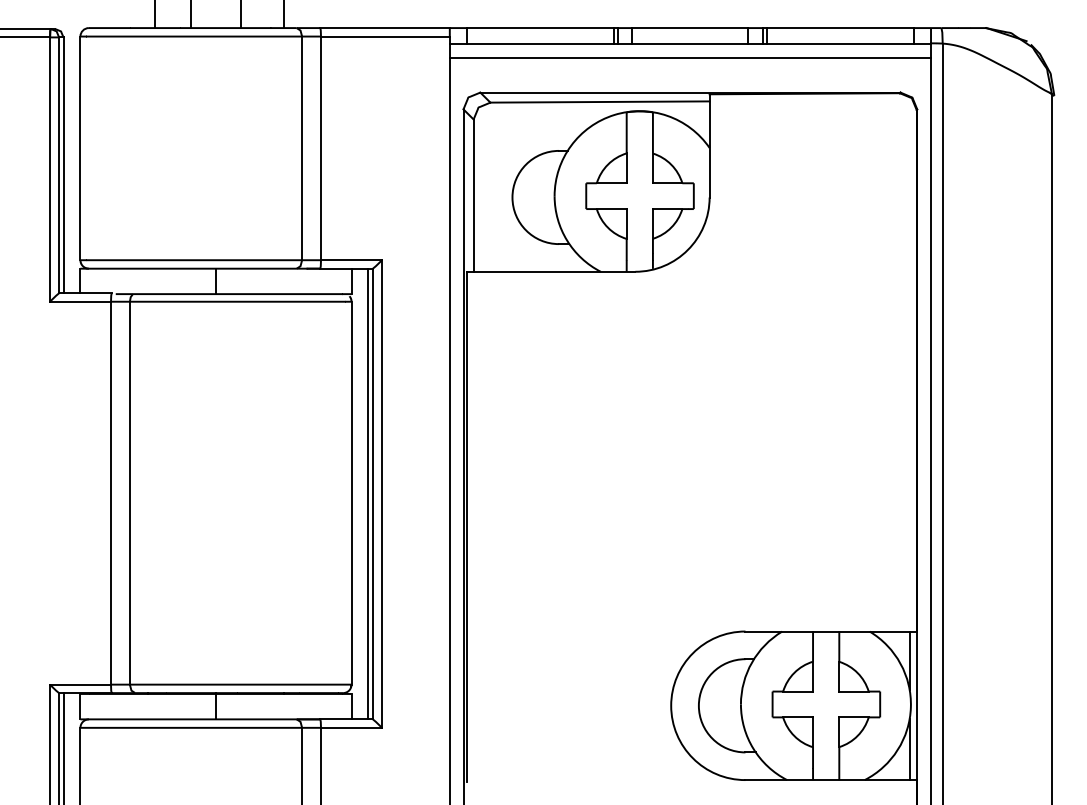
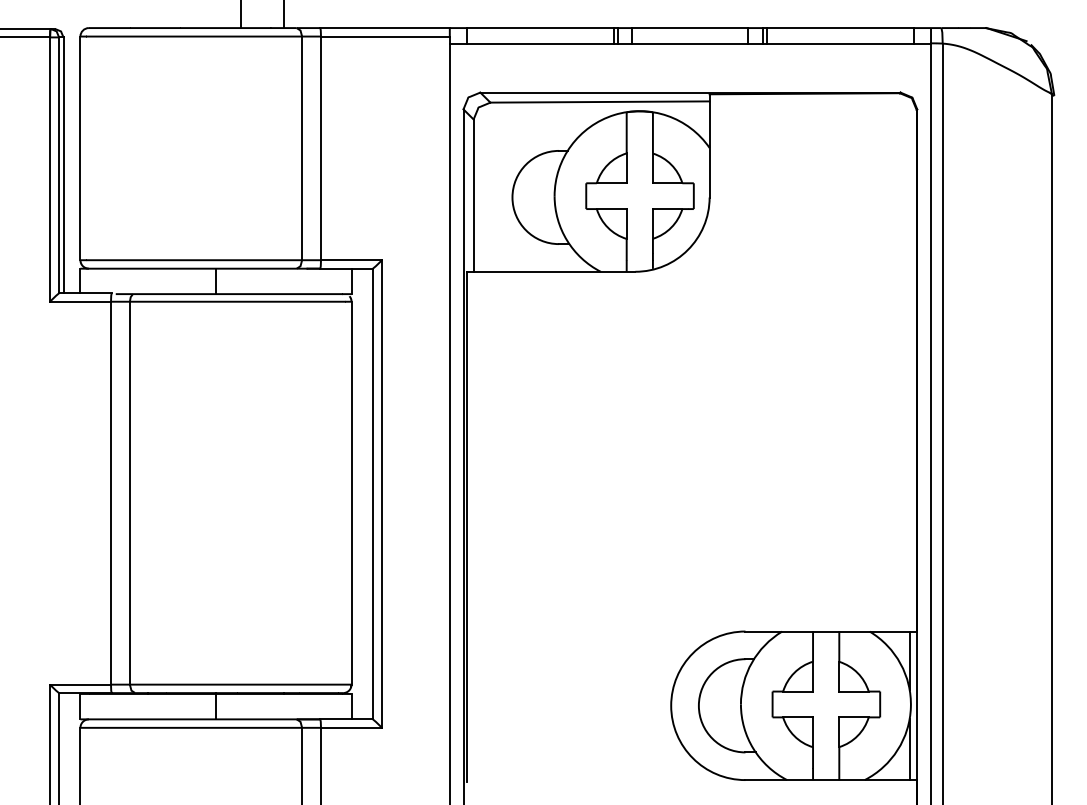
line: present -> none (155, 15)
line: present -> none (190, 15)
line: present -> none (690, 57)
line: present -> none (368, 493)
line: present -> none (63, 747)
